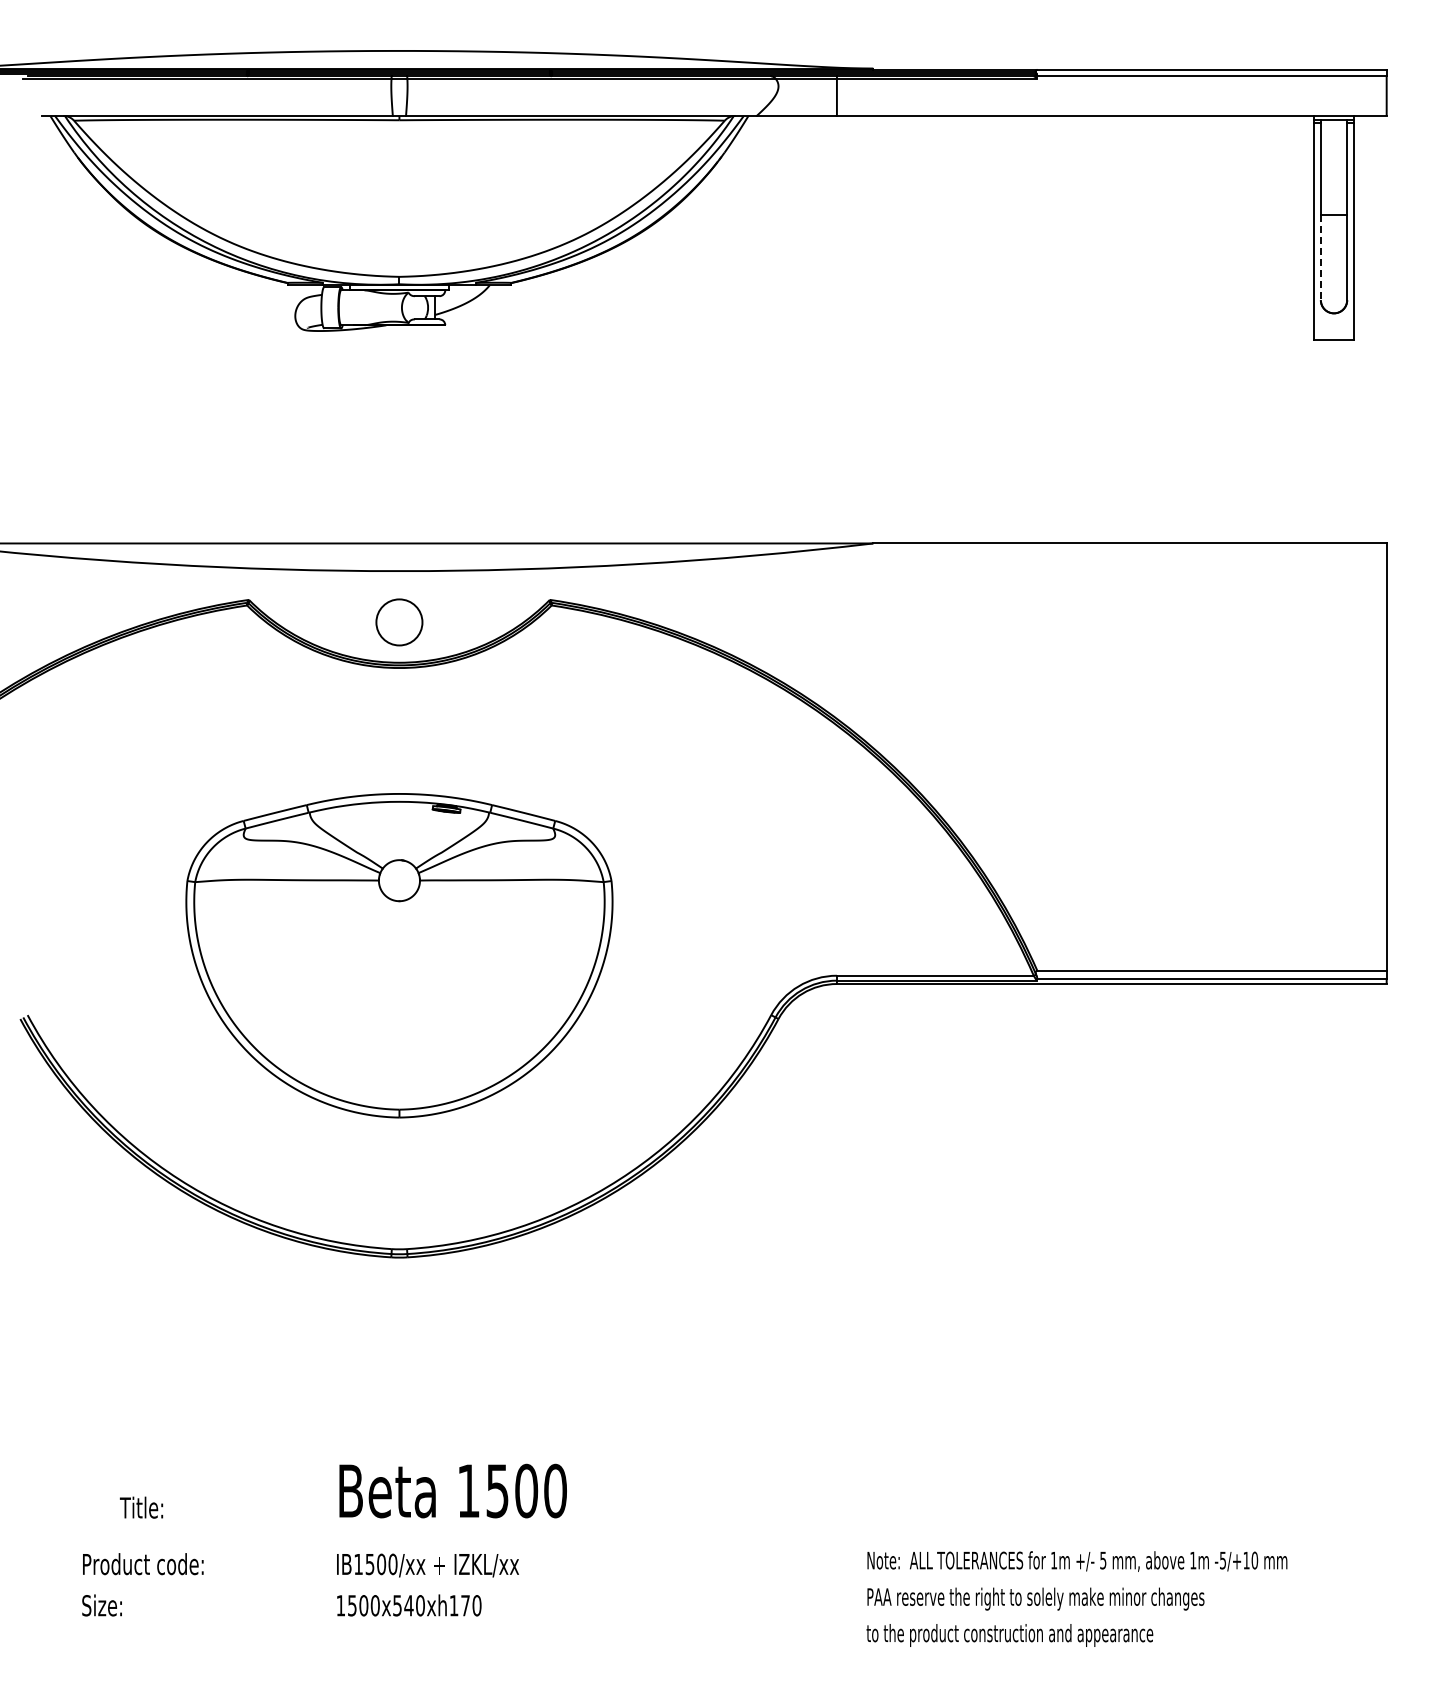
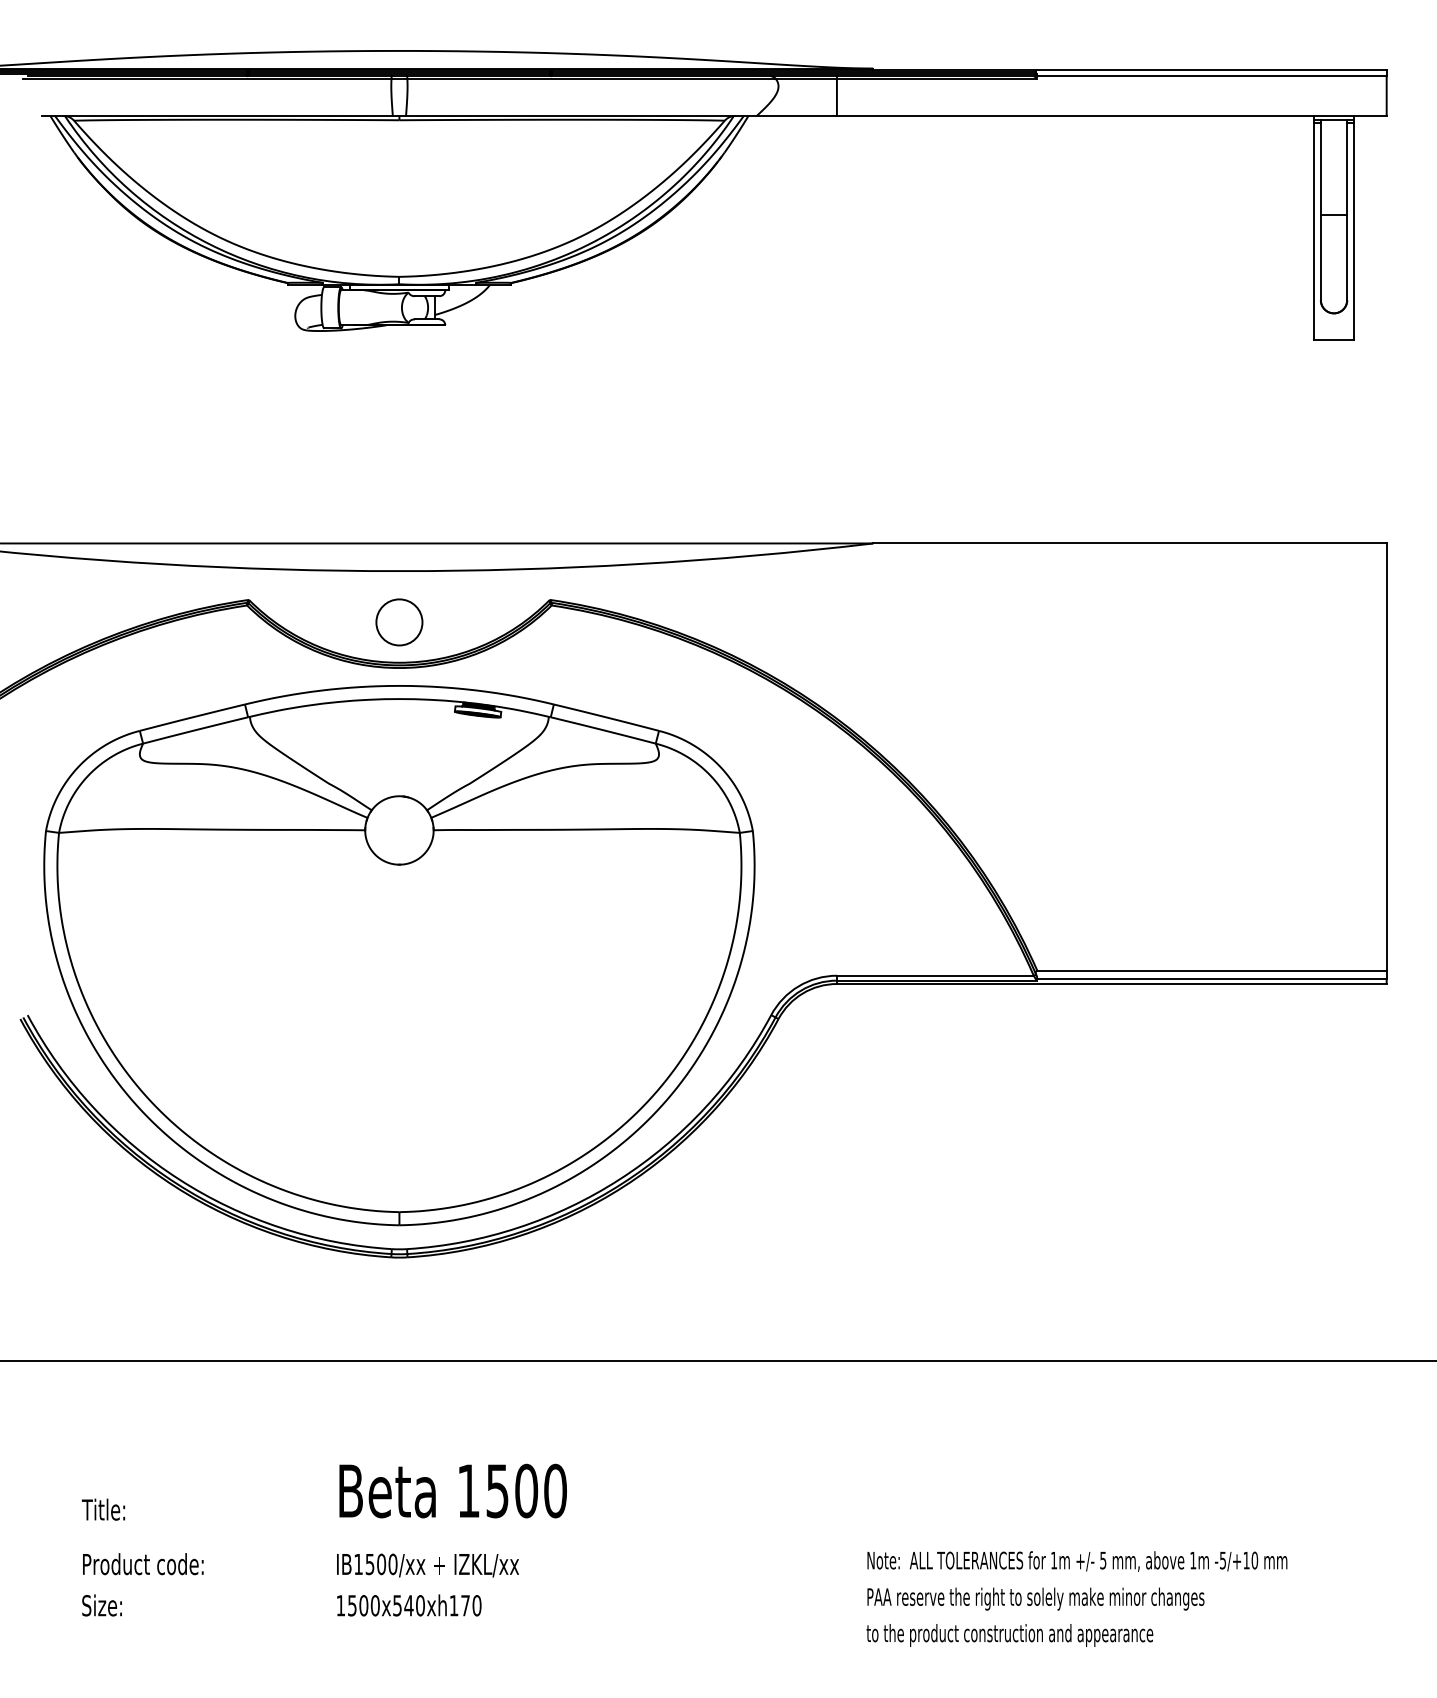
line: dashed -> solid (1320, 257)
part size: 429x326 px -> 713x542 px (399, 955)
line: none -> present (717, 1360)
text position: (141, 1507) -> (103, 1509) (103, 1509)
